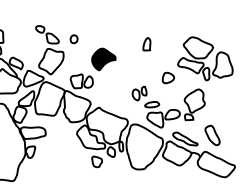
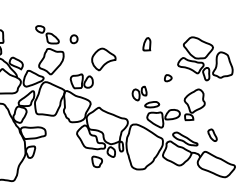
fill: present -> none (103, 59)
part size: 14x13 px -> 9x9 px (168, 78)
part size: 17x22 px -> 11x14 px (212, 134)
